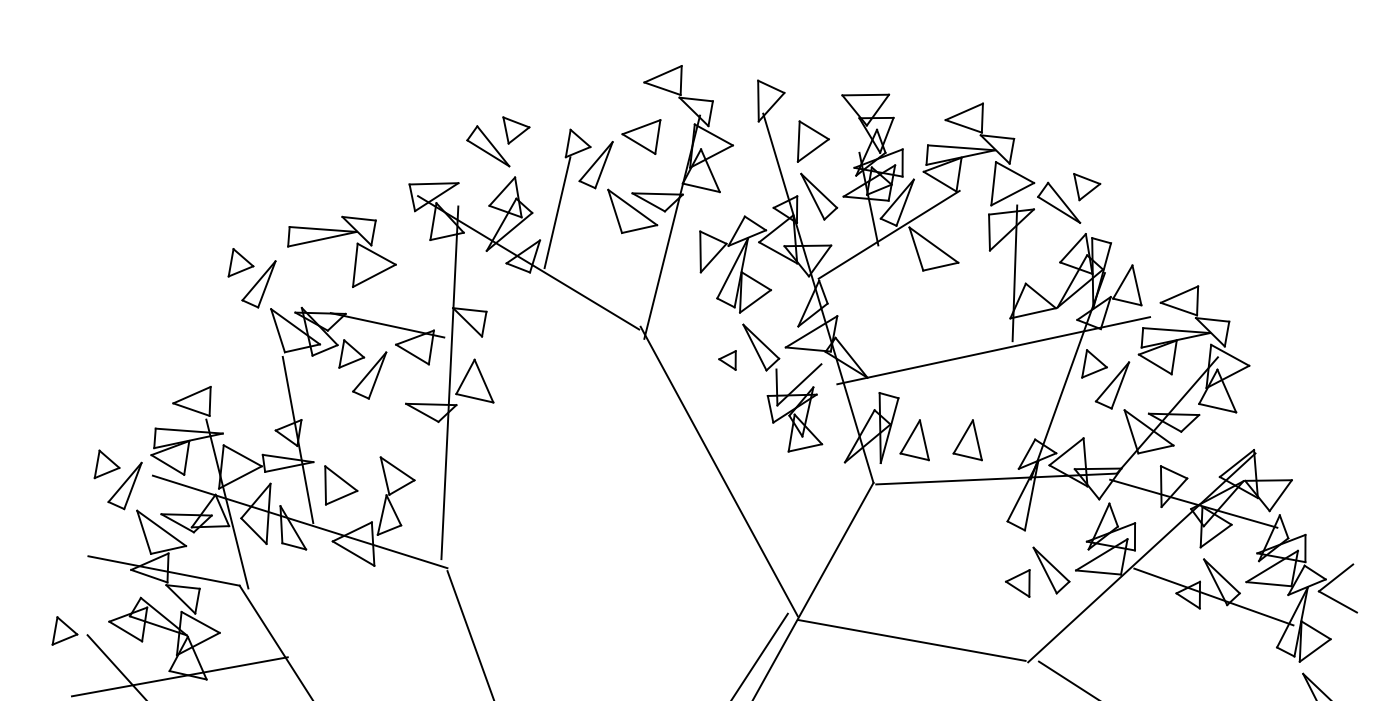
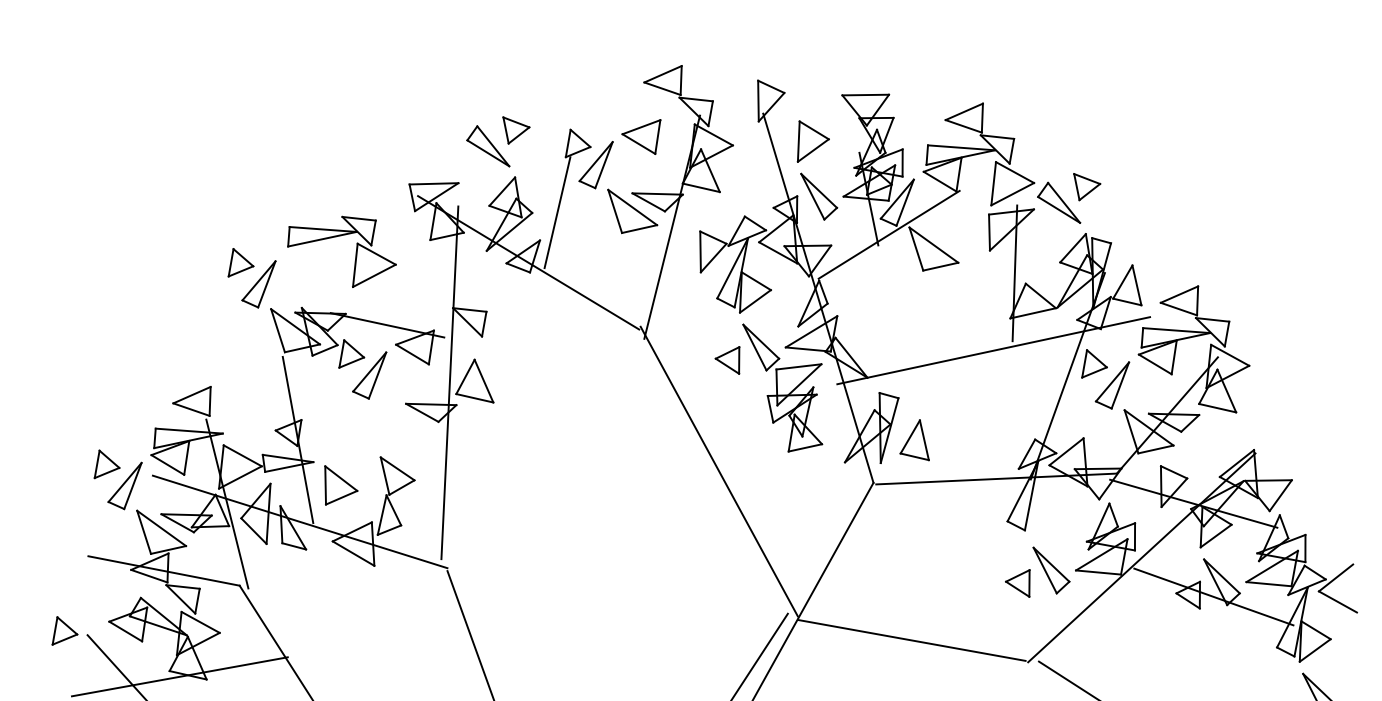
part size: 19x21 px -> 27x29 px (727, 360)
line: none -> present (798, 366)
part: present -> none (967, 440)
